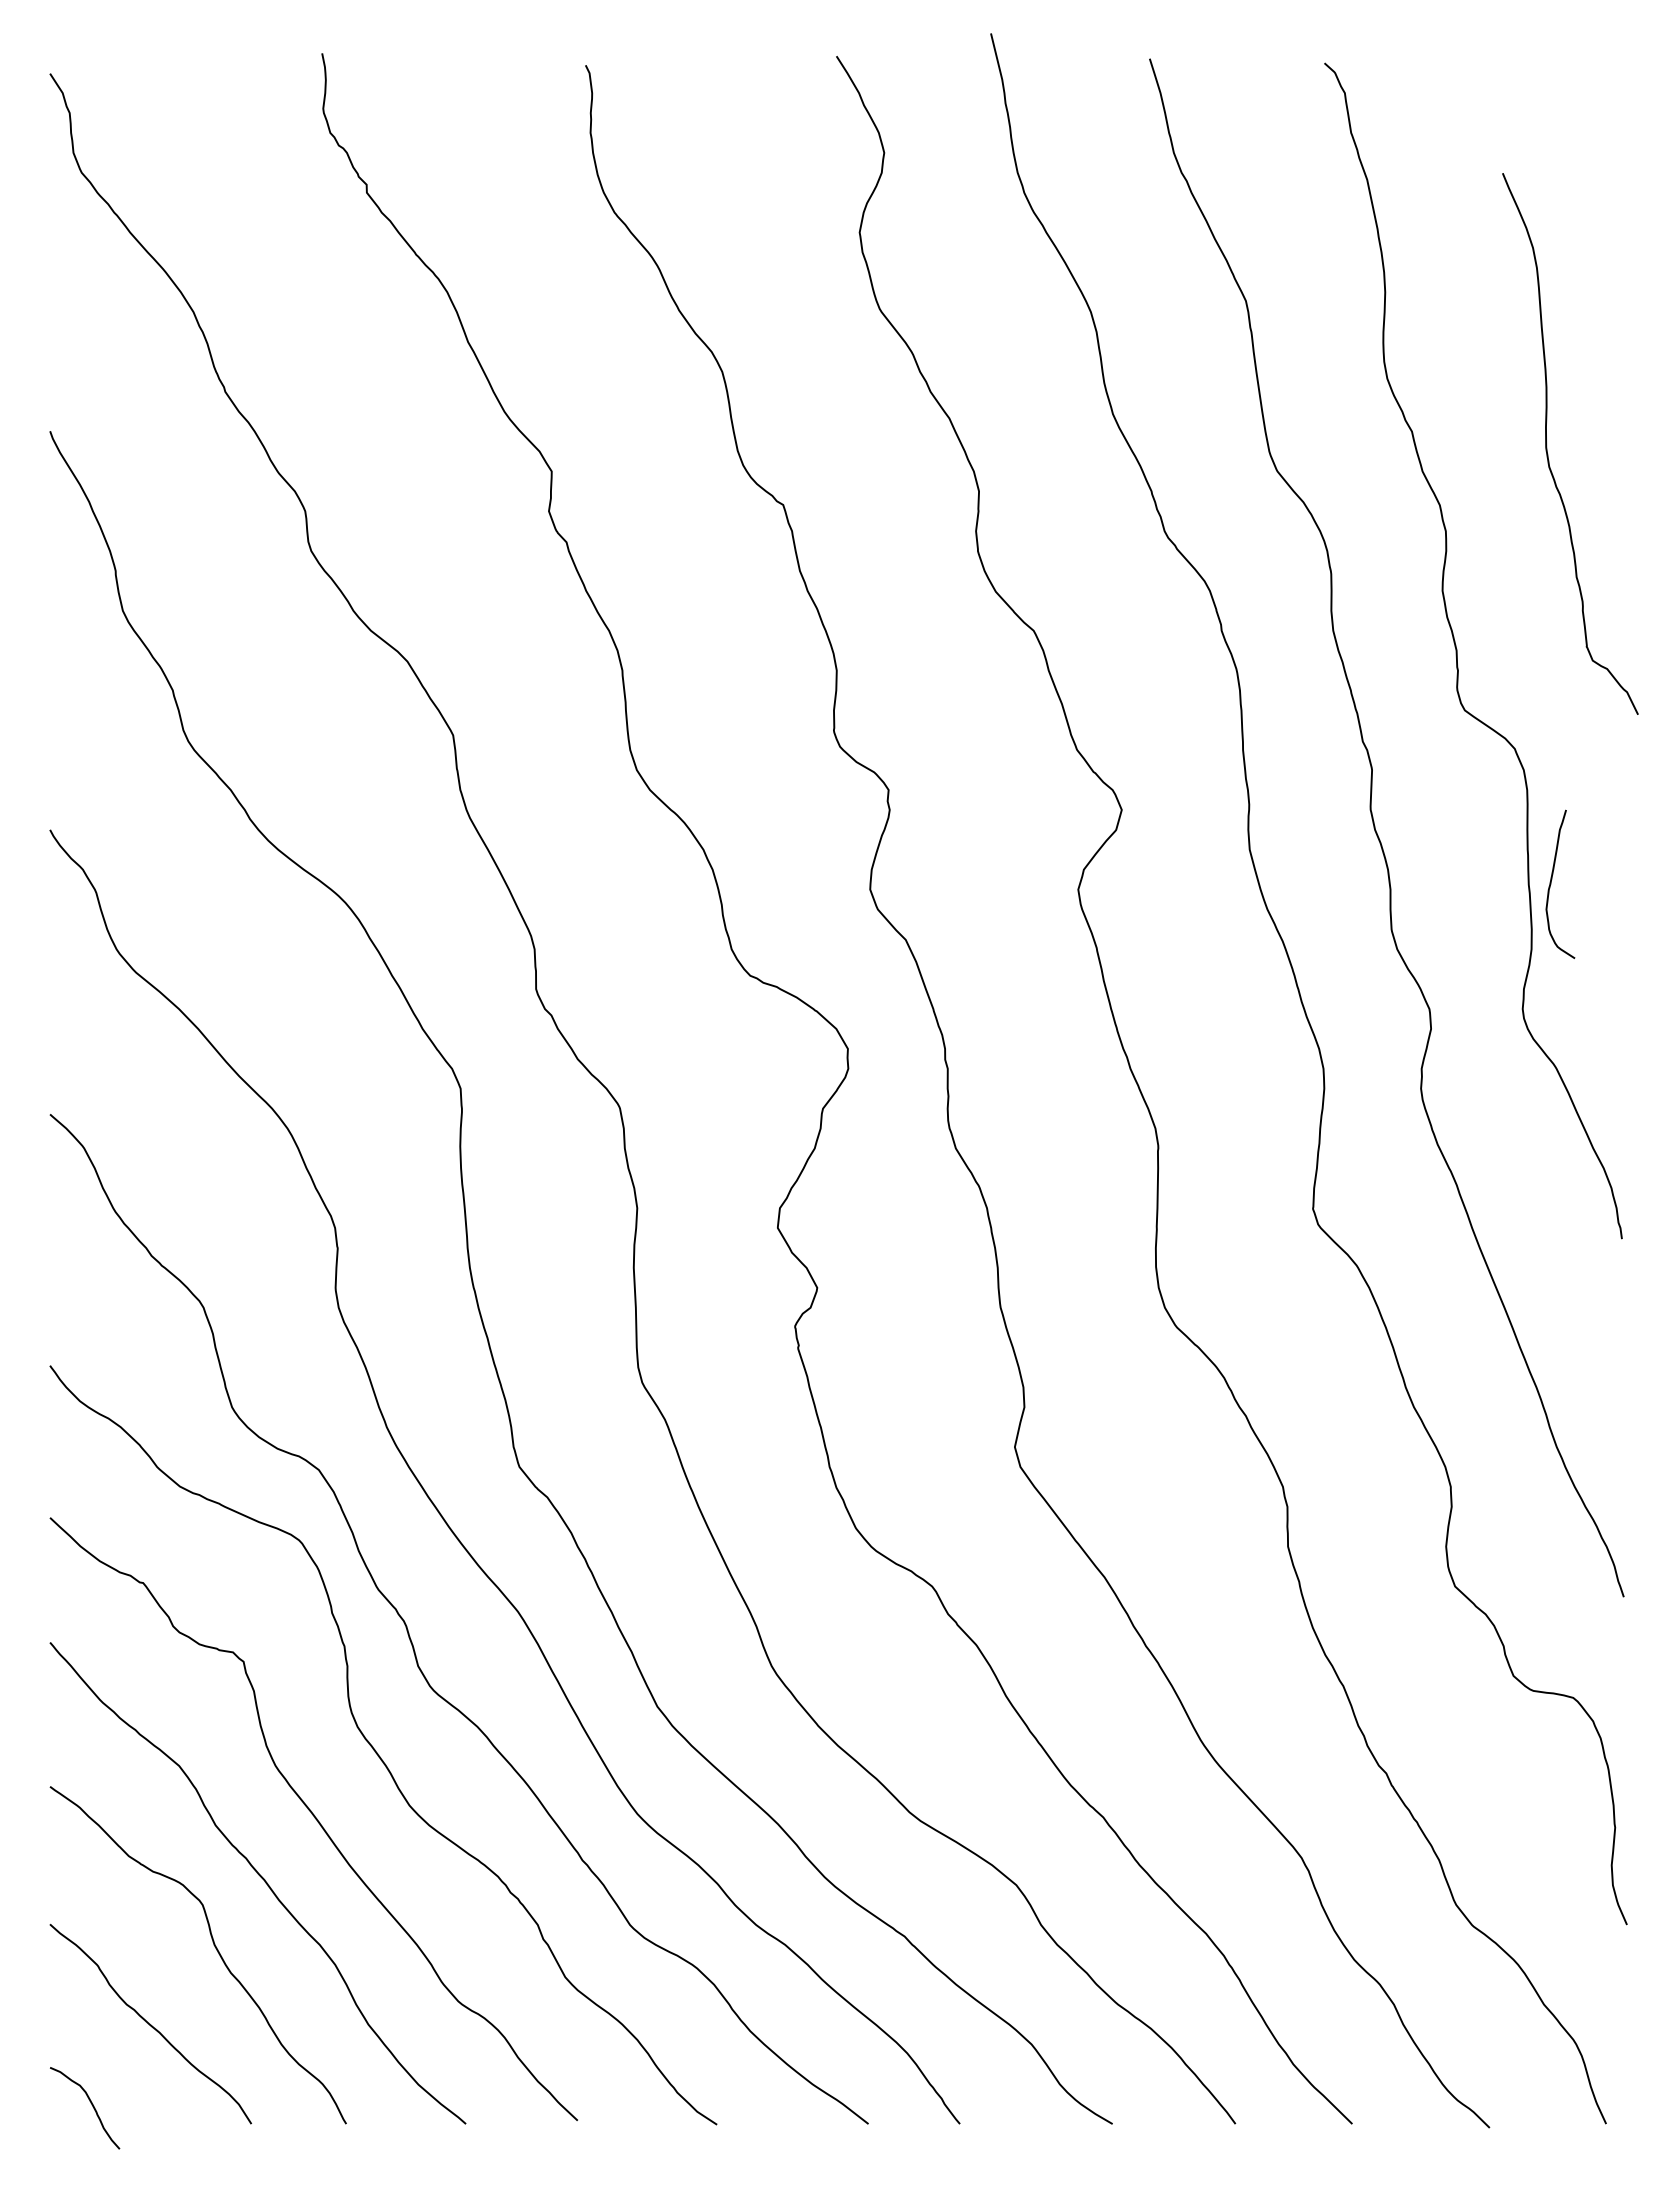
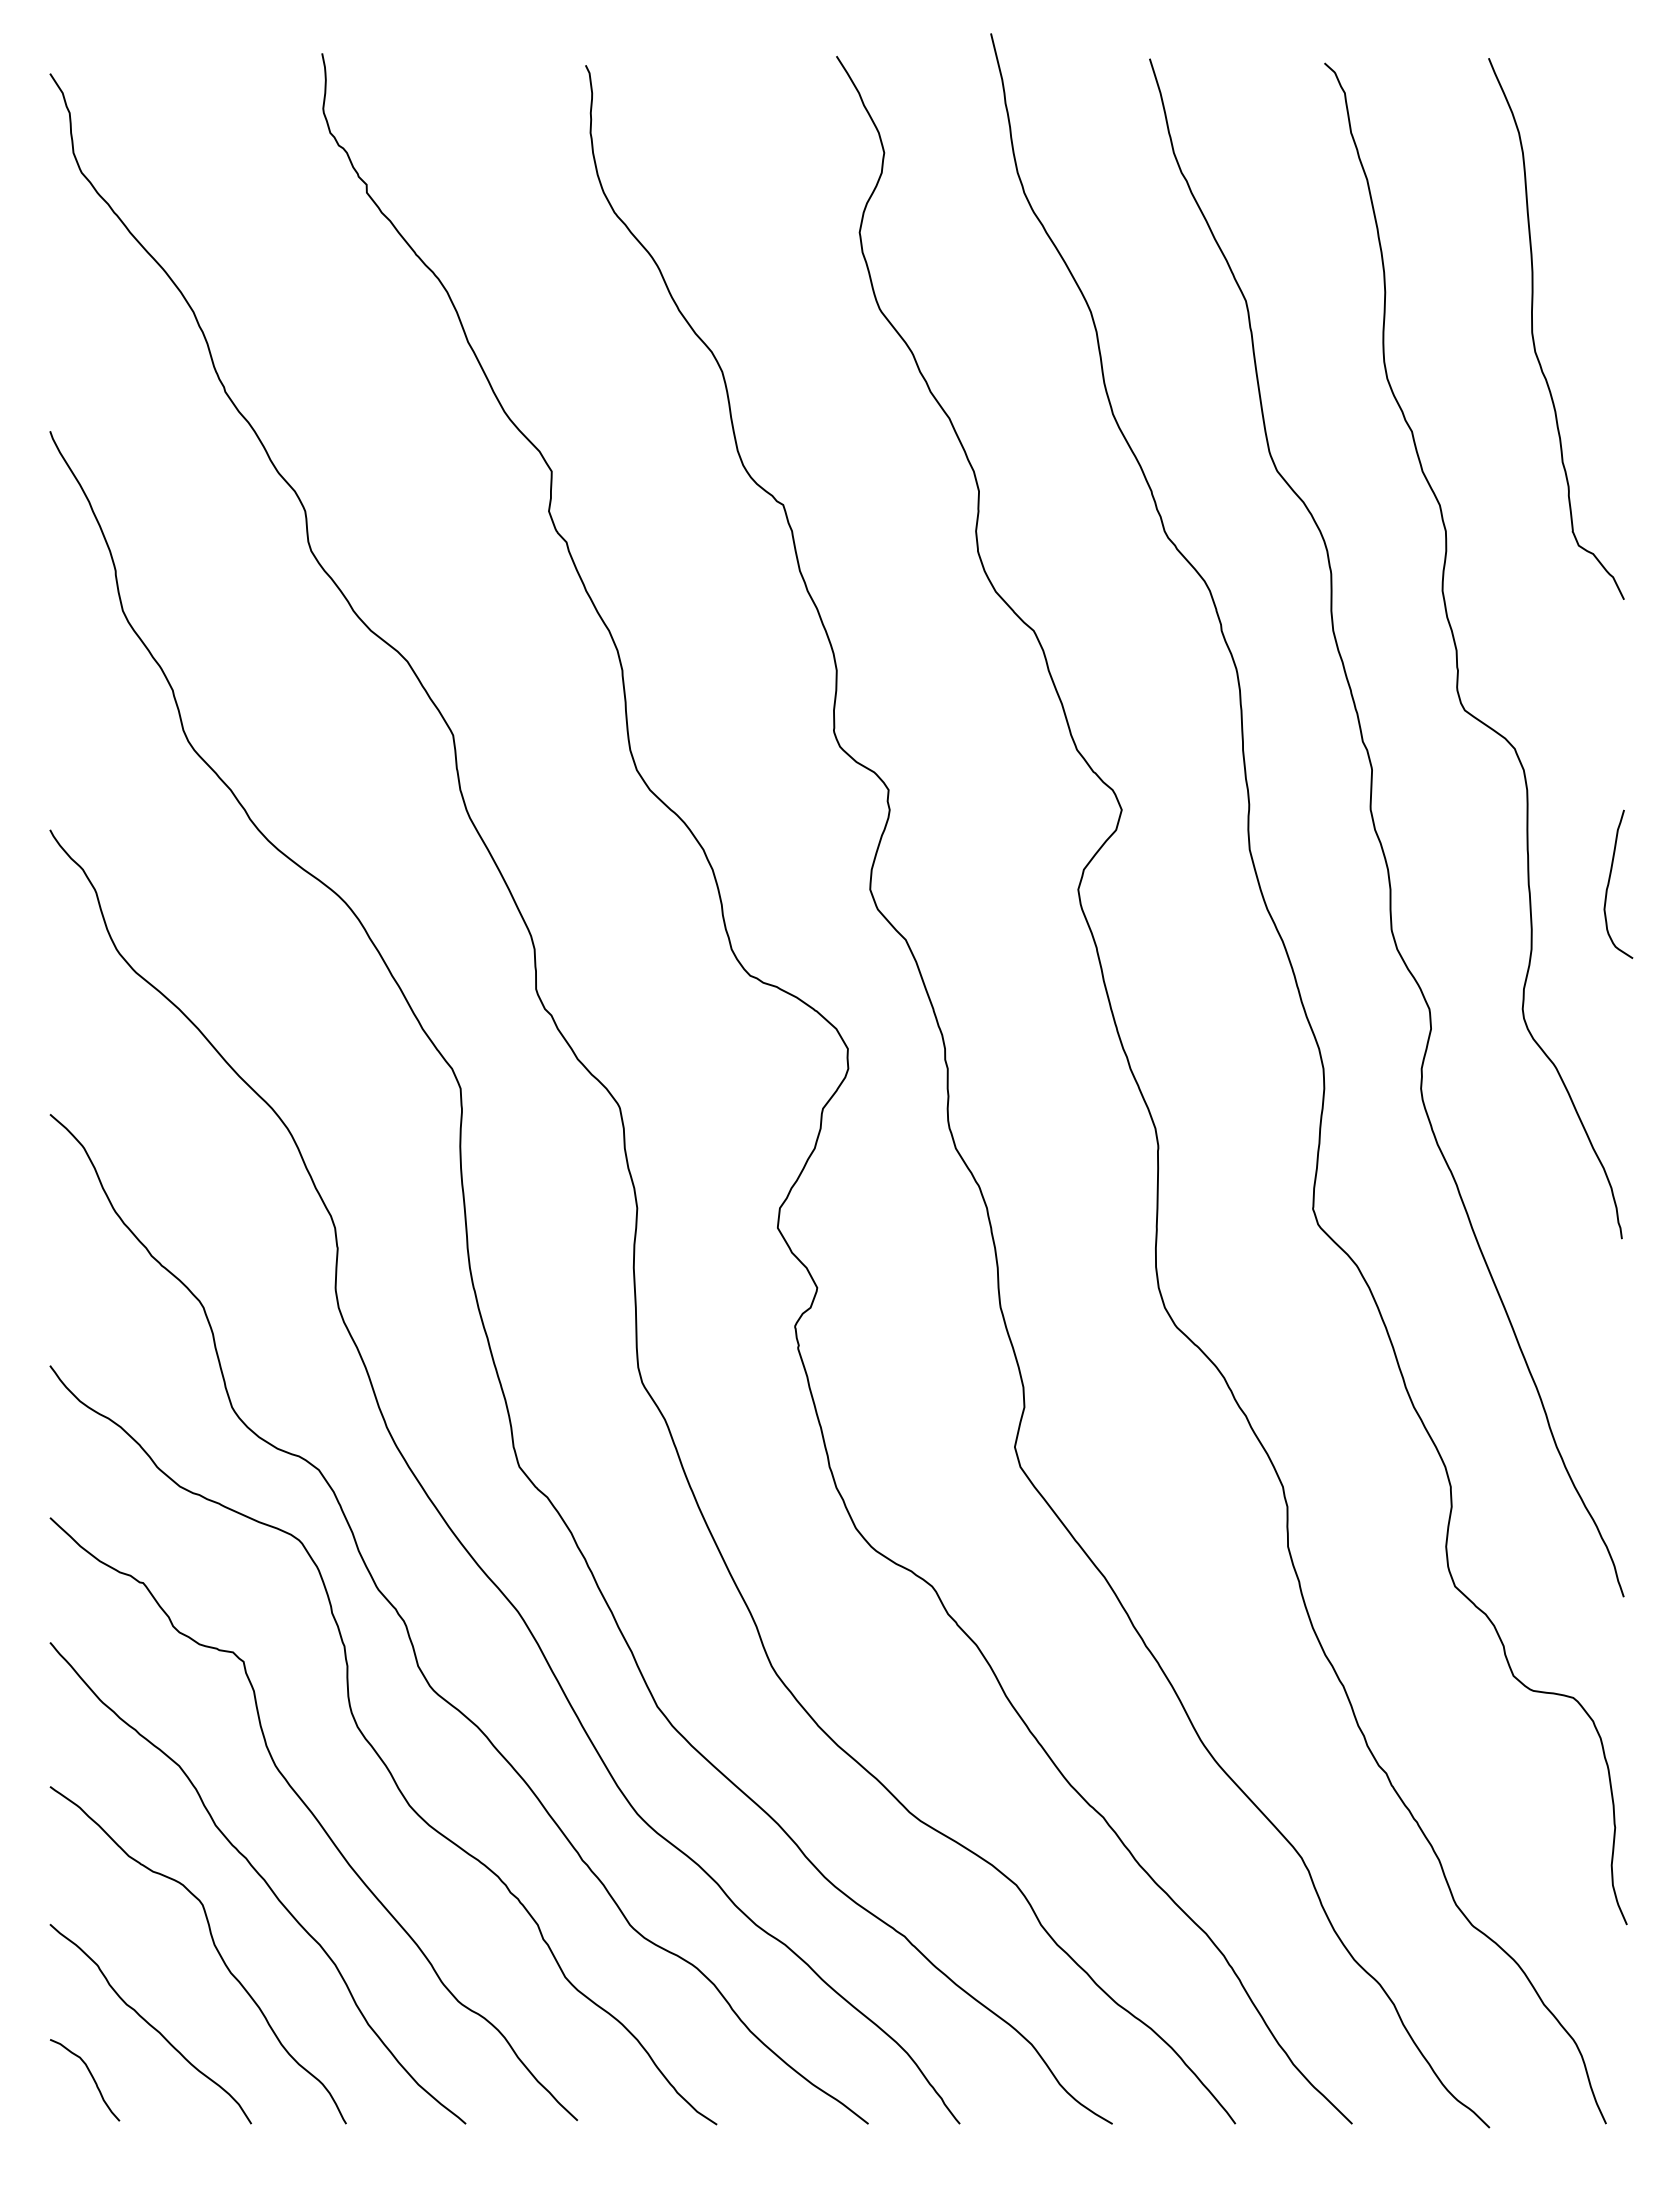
curve position: (1547, 445) -> (1533, 330) (1533, 330)
curve position: (1552, 879) -> (1610, 879) (1610, 879)
curve position: (91, 2105) -> (91, 2077) (91, 2077)
